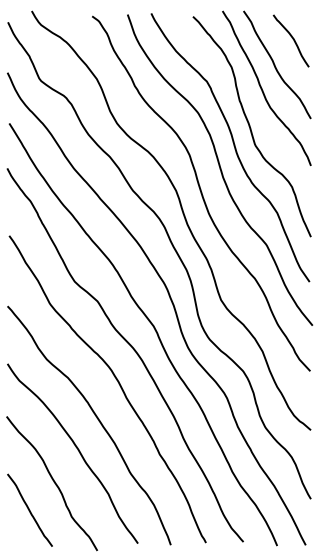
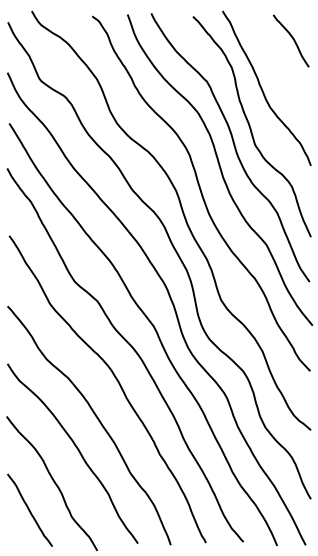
curve: present -> none (275, 64)
